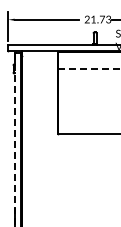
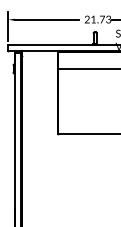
line: dashed -> solid (89, 68)
line: dashed -> solid (14, 140)
